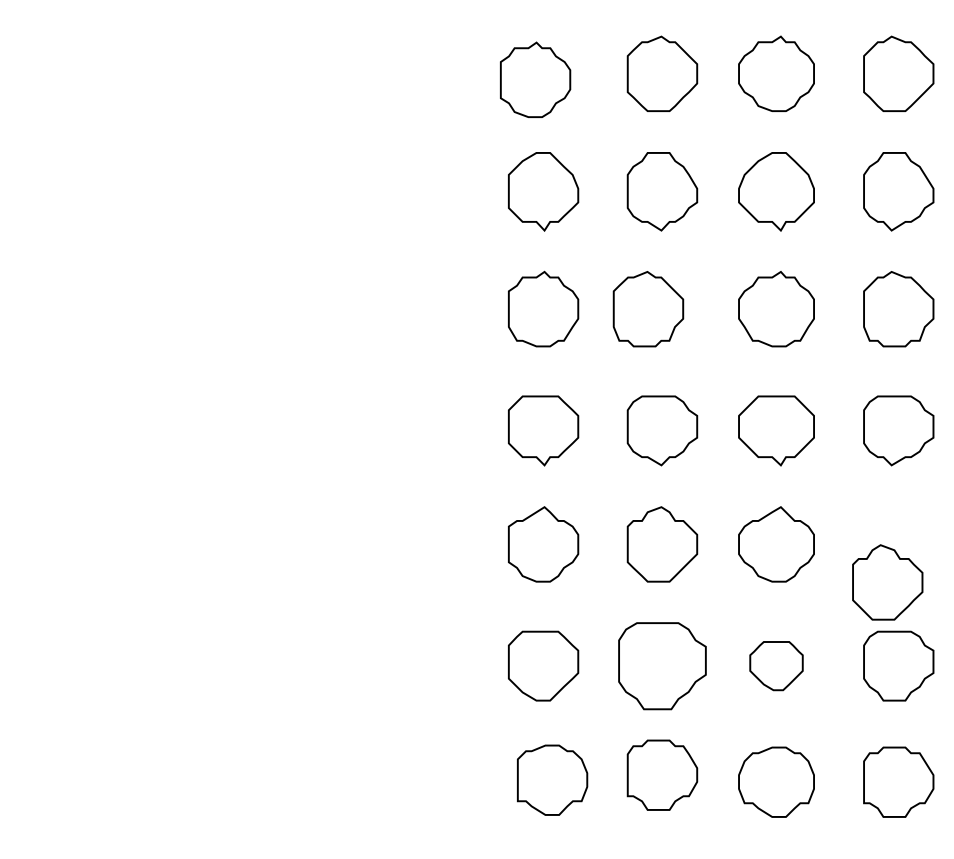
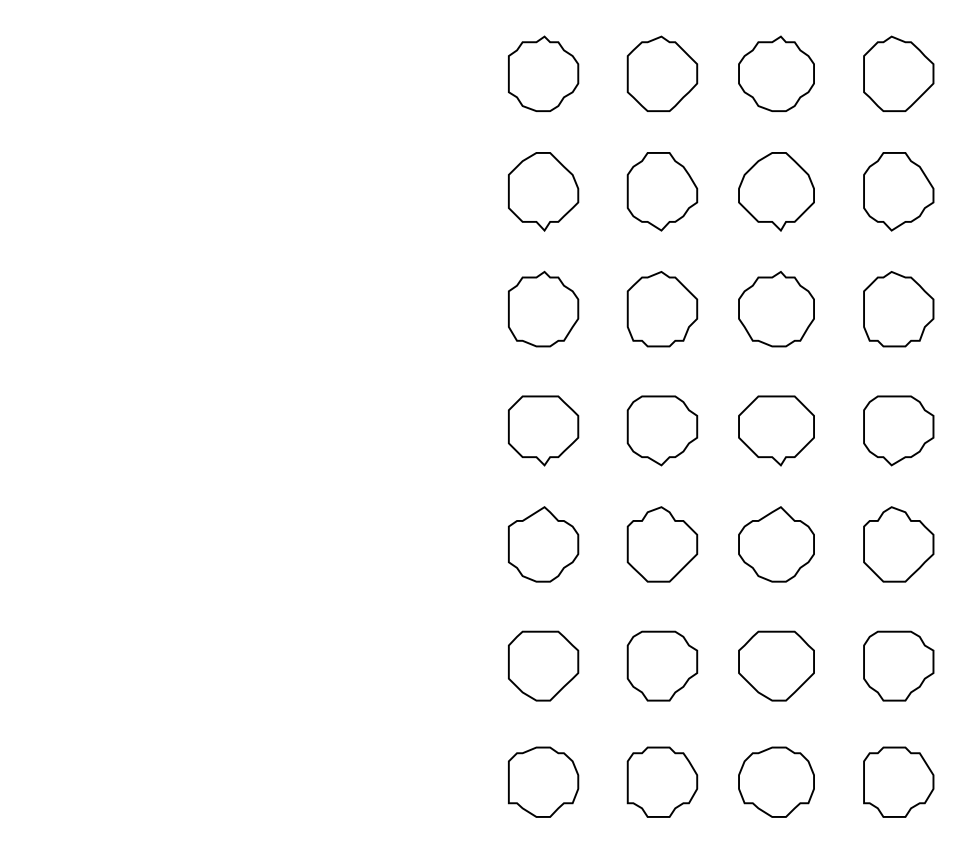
part position: (535, 79) -> (543, 73) (543, 73)
part position: (648, 309) -> (662, 309) (662, 309)
part position: (887, 582) -> (898, 544) (898, 544)
part size: 89x89 px -> 73x72 px (662, 665)
part size: 55x51 px -> 77x72 px (776, 665)
part position: (662, 774) -> (662, 781) (662, 781)
part position: (552, 779) -> (543, 781) (543, 781)
